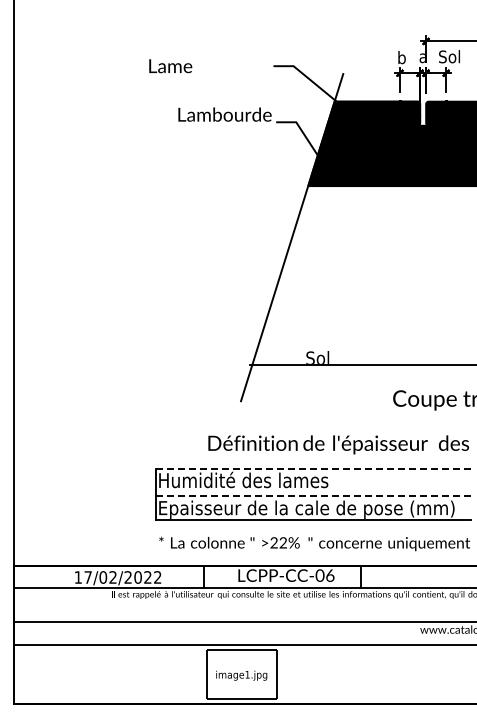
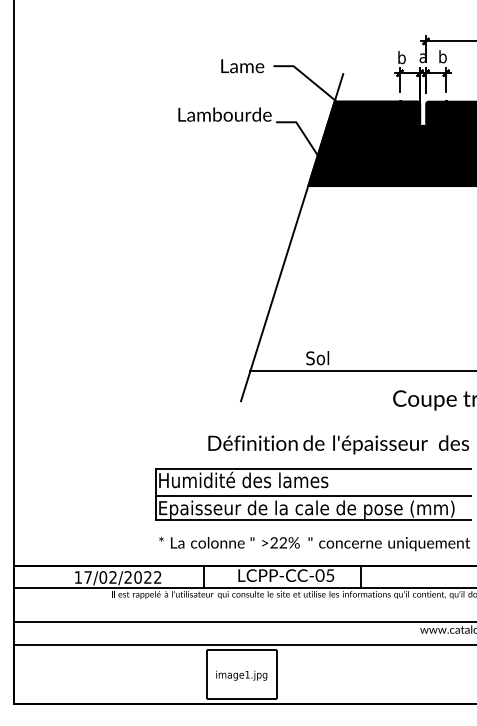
text: Sol -> b (449, 56)
text position: (170, 66) -> (242, 66) (242, 66)
line position: (361, 365) -> (361, 371) (361, 371)
line: dashed -> solid (313, 468)
line: dashed -> solid (313, 495)
text: \c16711848;LCPP-CC-06 -> \c16711848;LCPP-CC-05 (330, 575)
